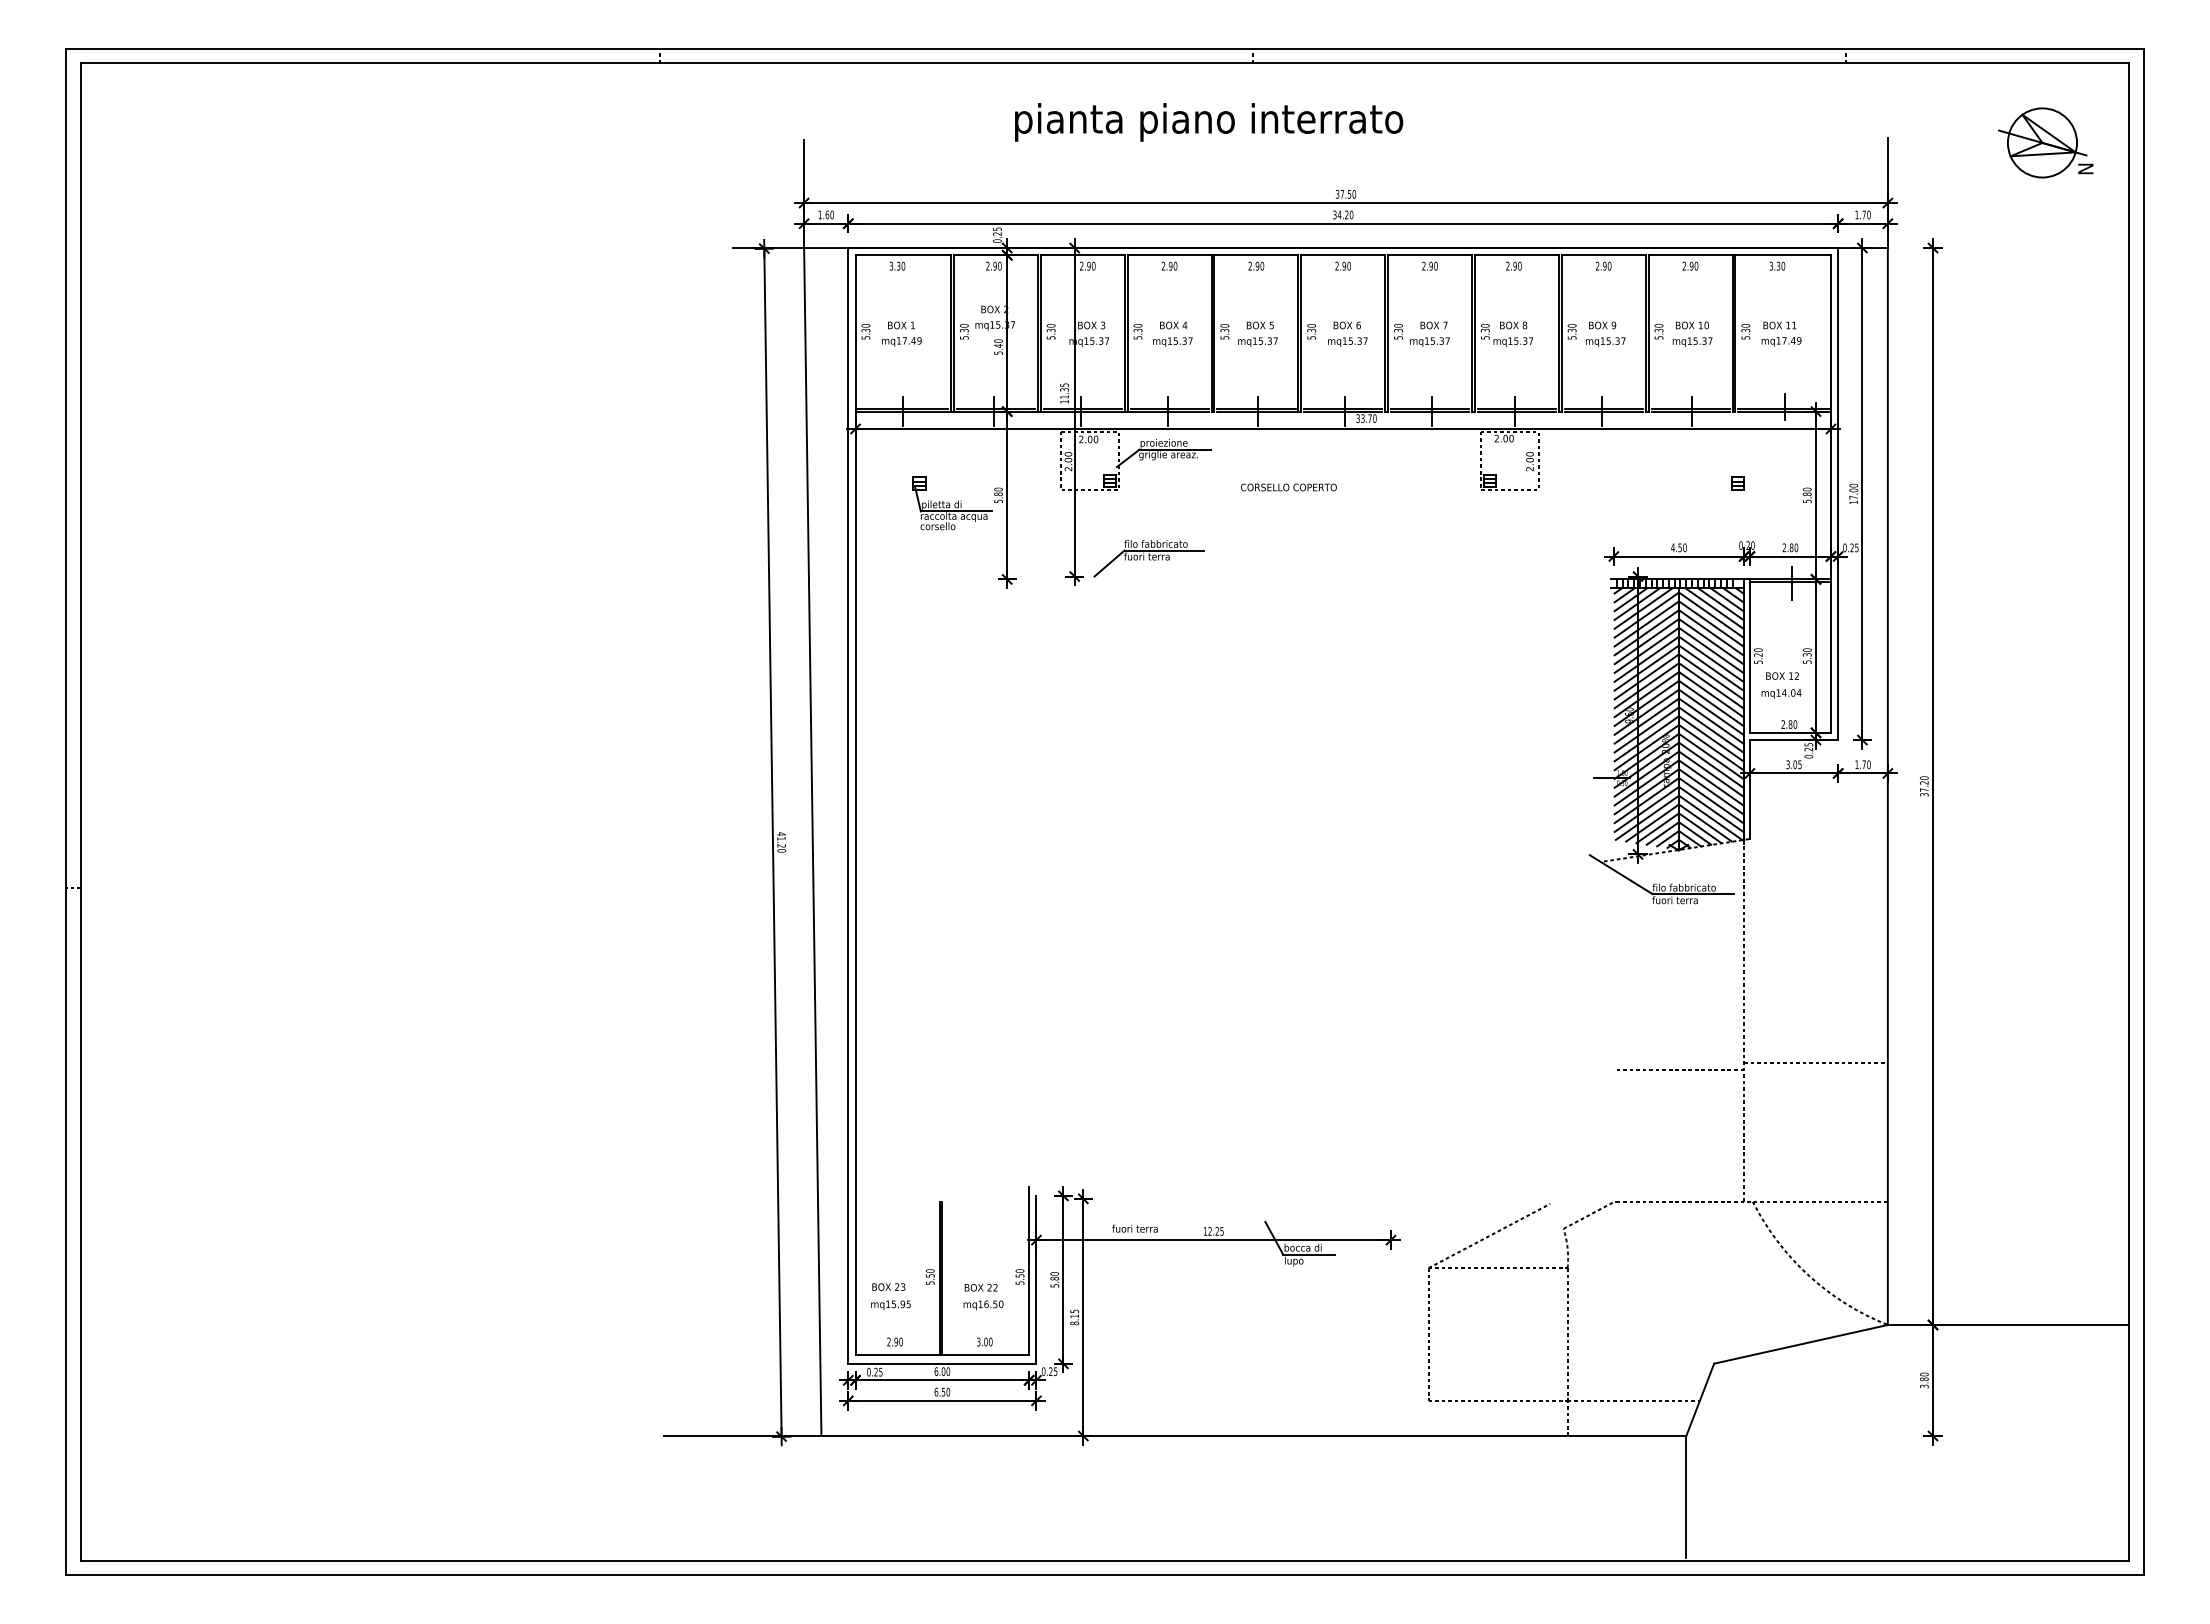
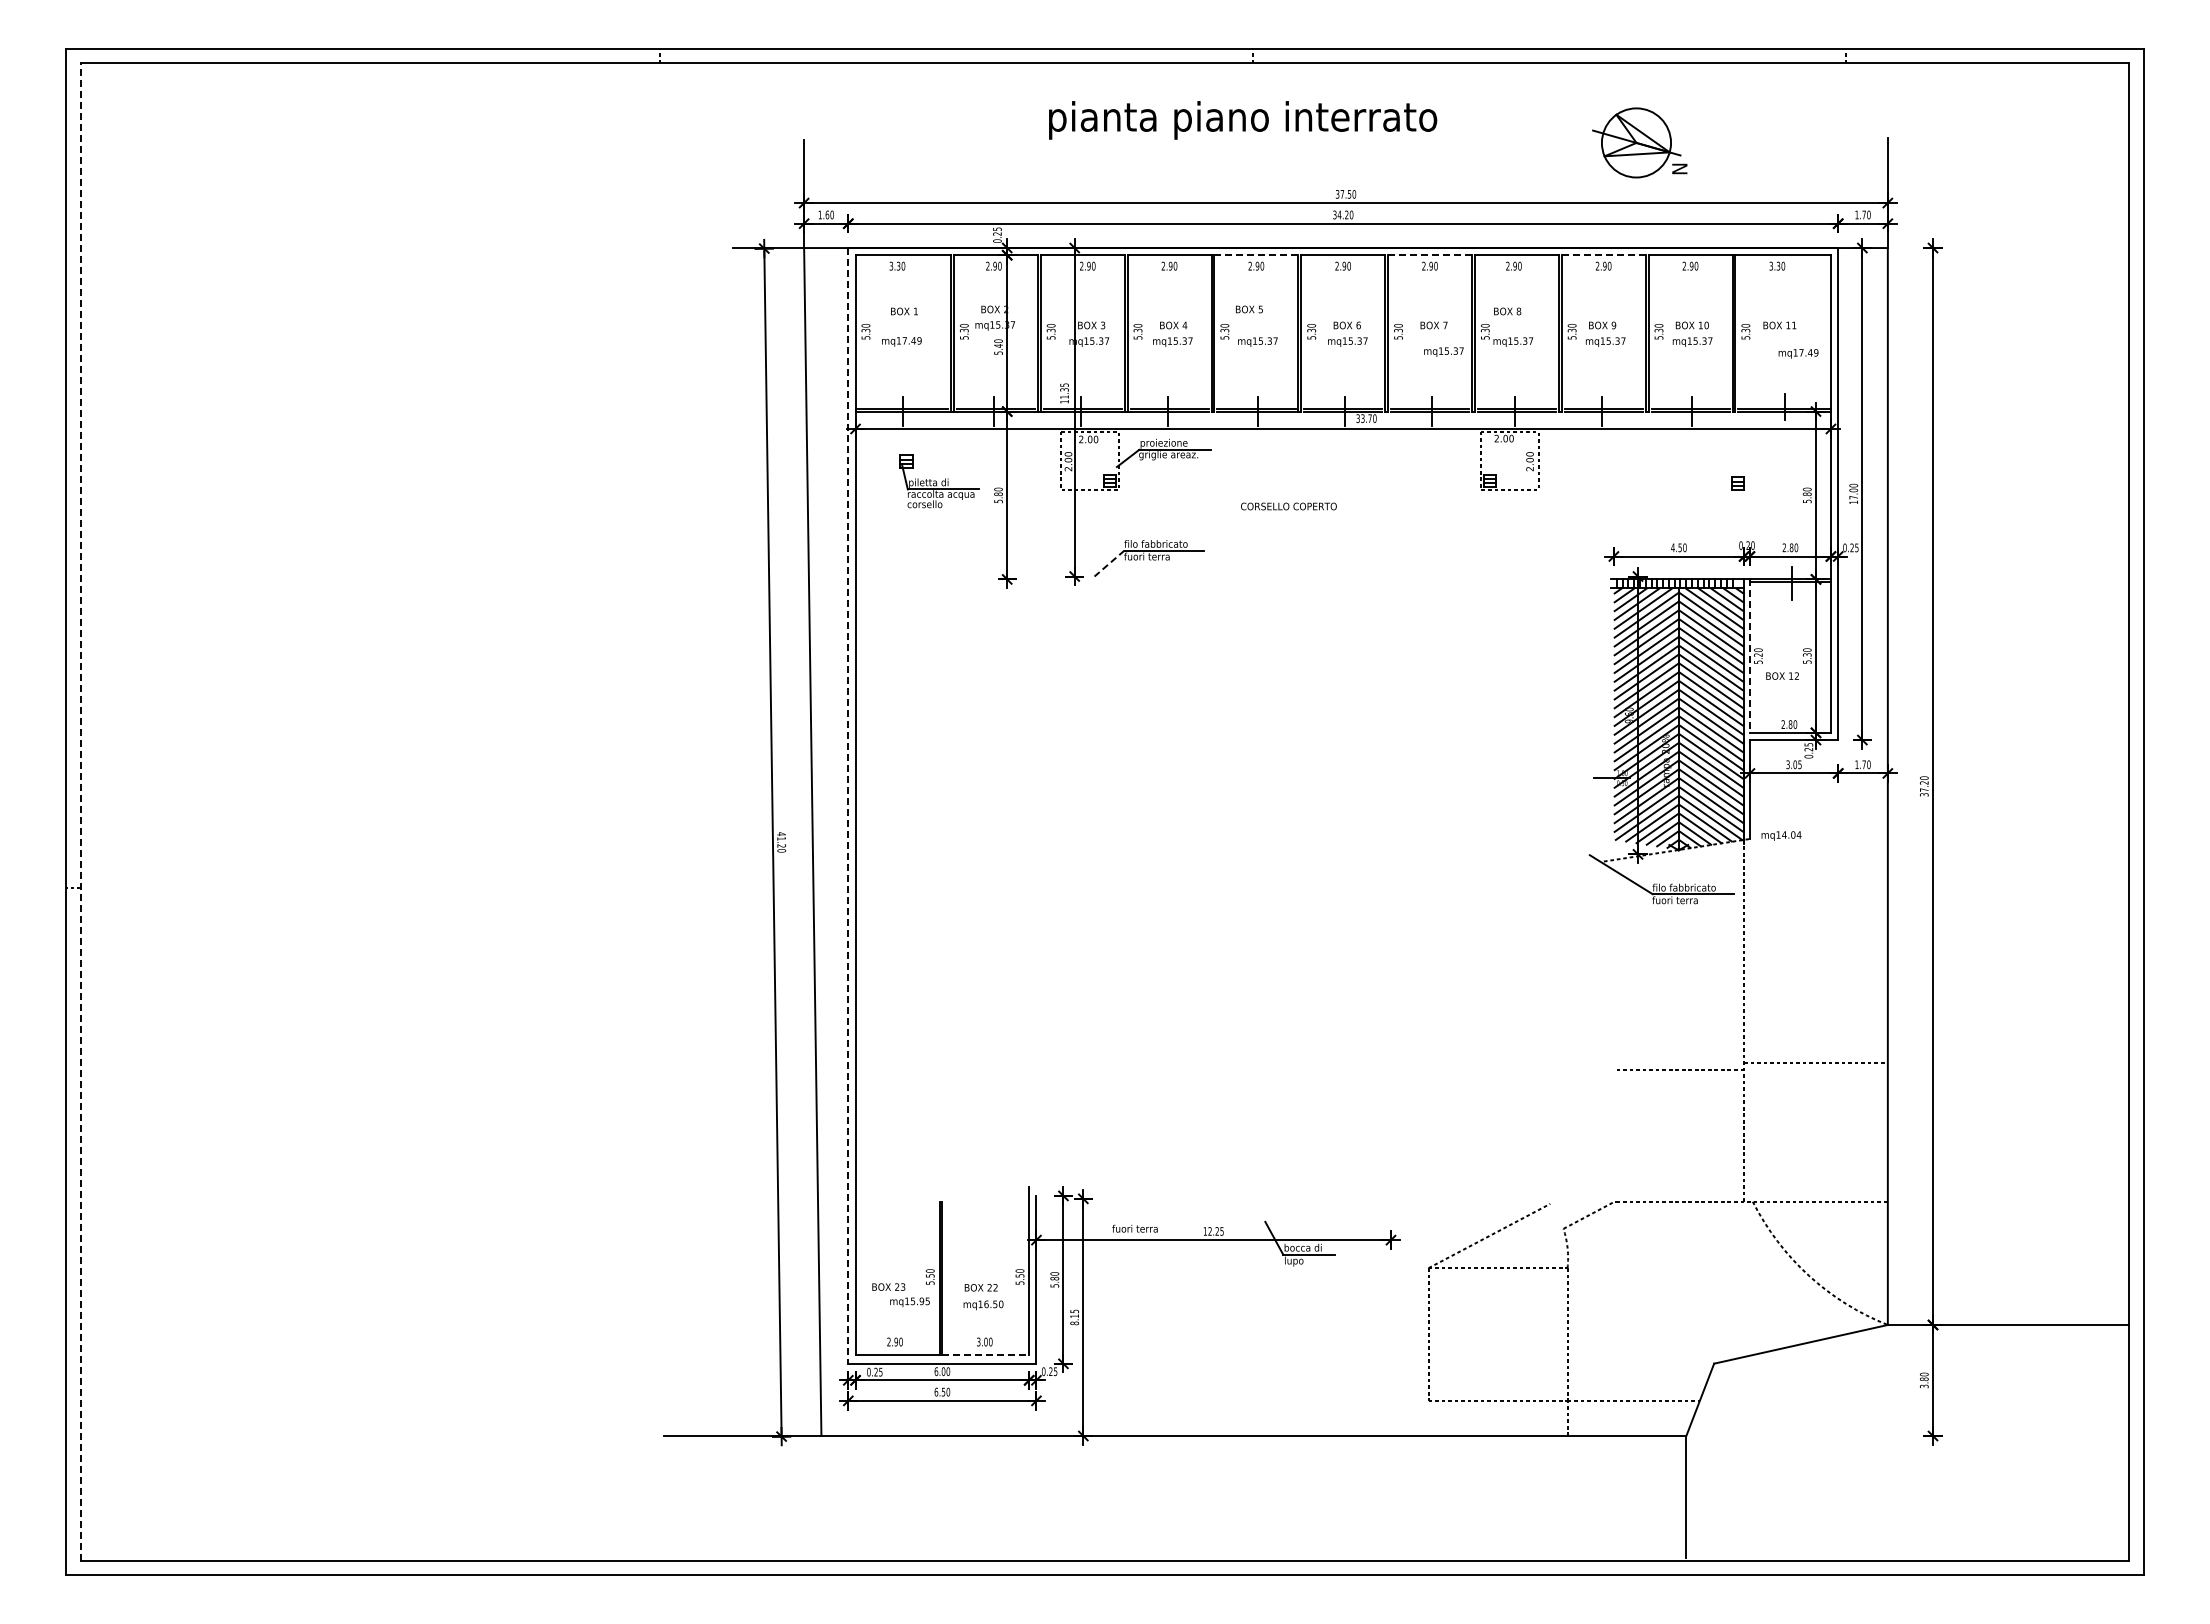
text position: (1209, 122) -> (1243, 120) (1243, 120)
part position: (2045, 142) -> (1639, 142) (1639, 142)
line: solid -> dashed (1256, 255)
line: solid -> dashed (1430, 255)
line: solid -> dashed (1603, 255)
text position: (901, 325) -> (904, 311) (904, 311)
text position: (1260, 325) -> (1249, 309) (1249, 309)
text position: (1513, 325) -> (1507, 311) (1507, 311)
text position: (1429, 341) -> (1443, 351) (1443, 351)
text position: (1781, 341) -> (1798, 353) (1798, 353)
text position: (1288, 487) -> (1288, 506) (1288, 506)
part position: (952, 503) -> (939, 481) (939, 481)
line: solid -> dashed (1109, 563)
line: solid -> dashed (1749, 656)
text position: (1781, 693) -> (1781, 835) (1781, 835)
line: solid -> dashed (848, 805)
line: solid -> dashed (80, 811)
text position: (890, 1304) -> (909, 1301) (909, 1301)
line: solid -> dashed (986, 1355)
